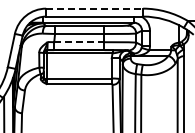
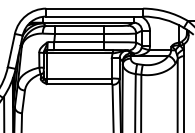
line: dashed -> solid (95, 8)
line: dashed -> solid (79, 42)
